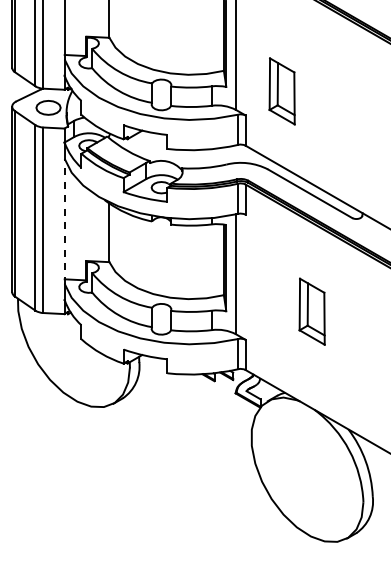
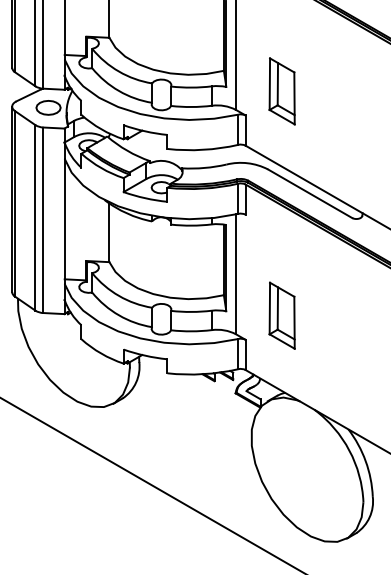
line: dashed -> solid (64, 221)
part position: (311, 311) -> (281, 315) (281, 315)
line: none -> present (152, 484)
